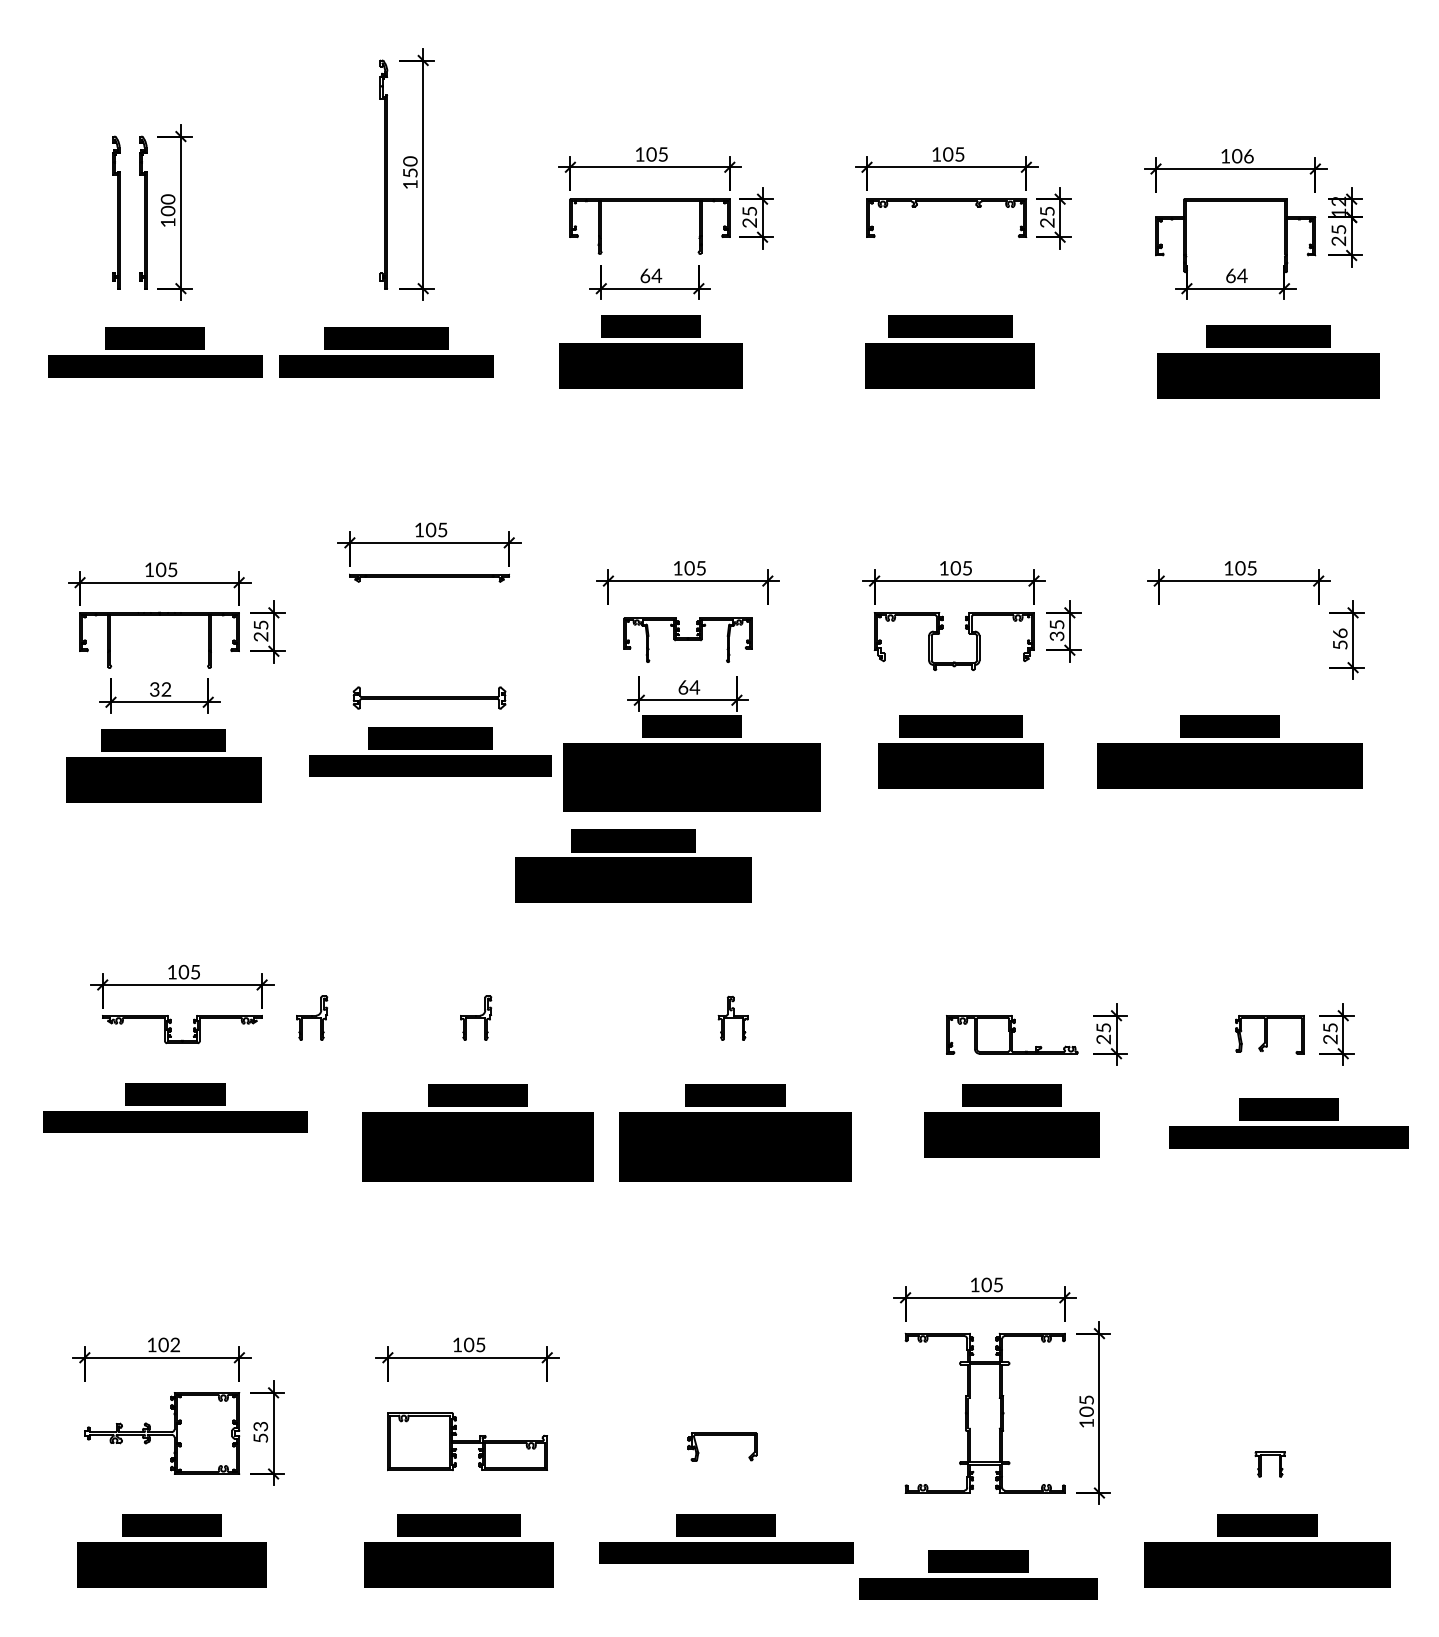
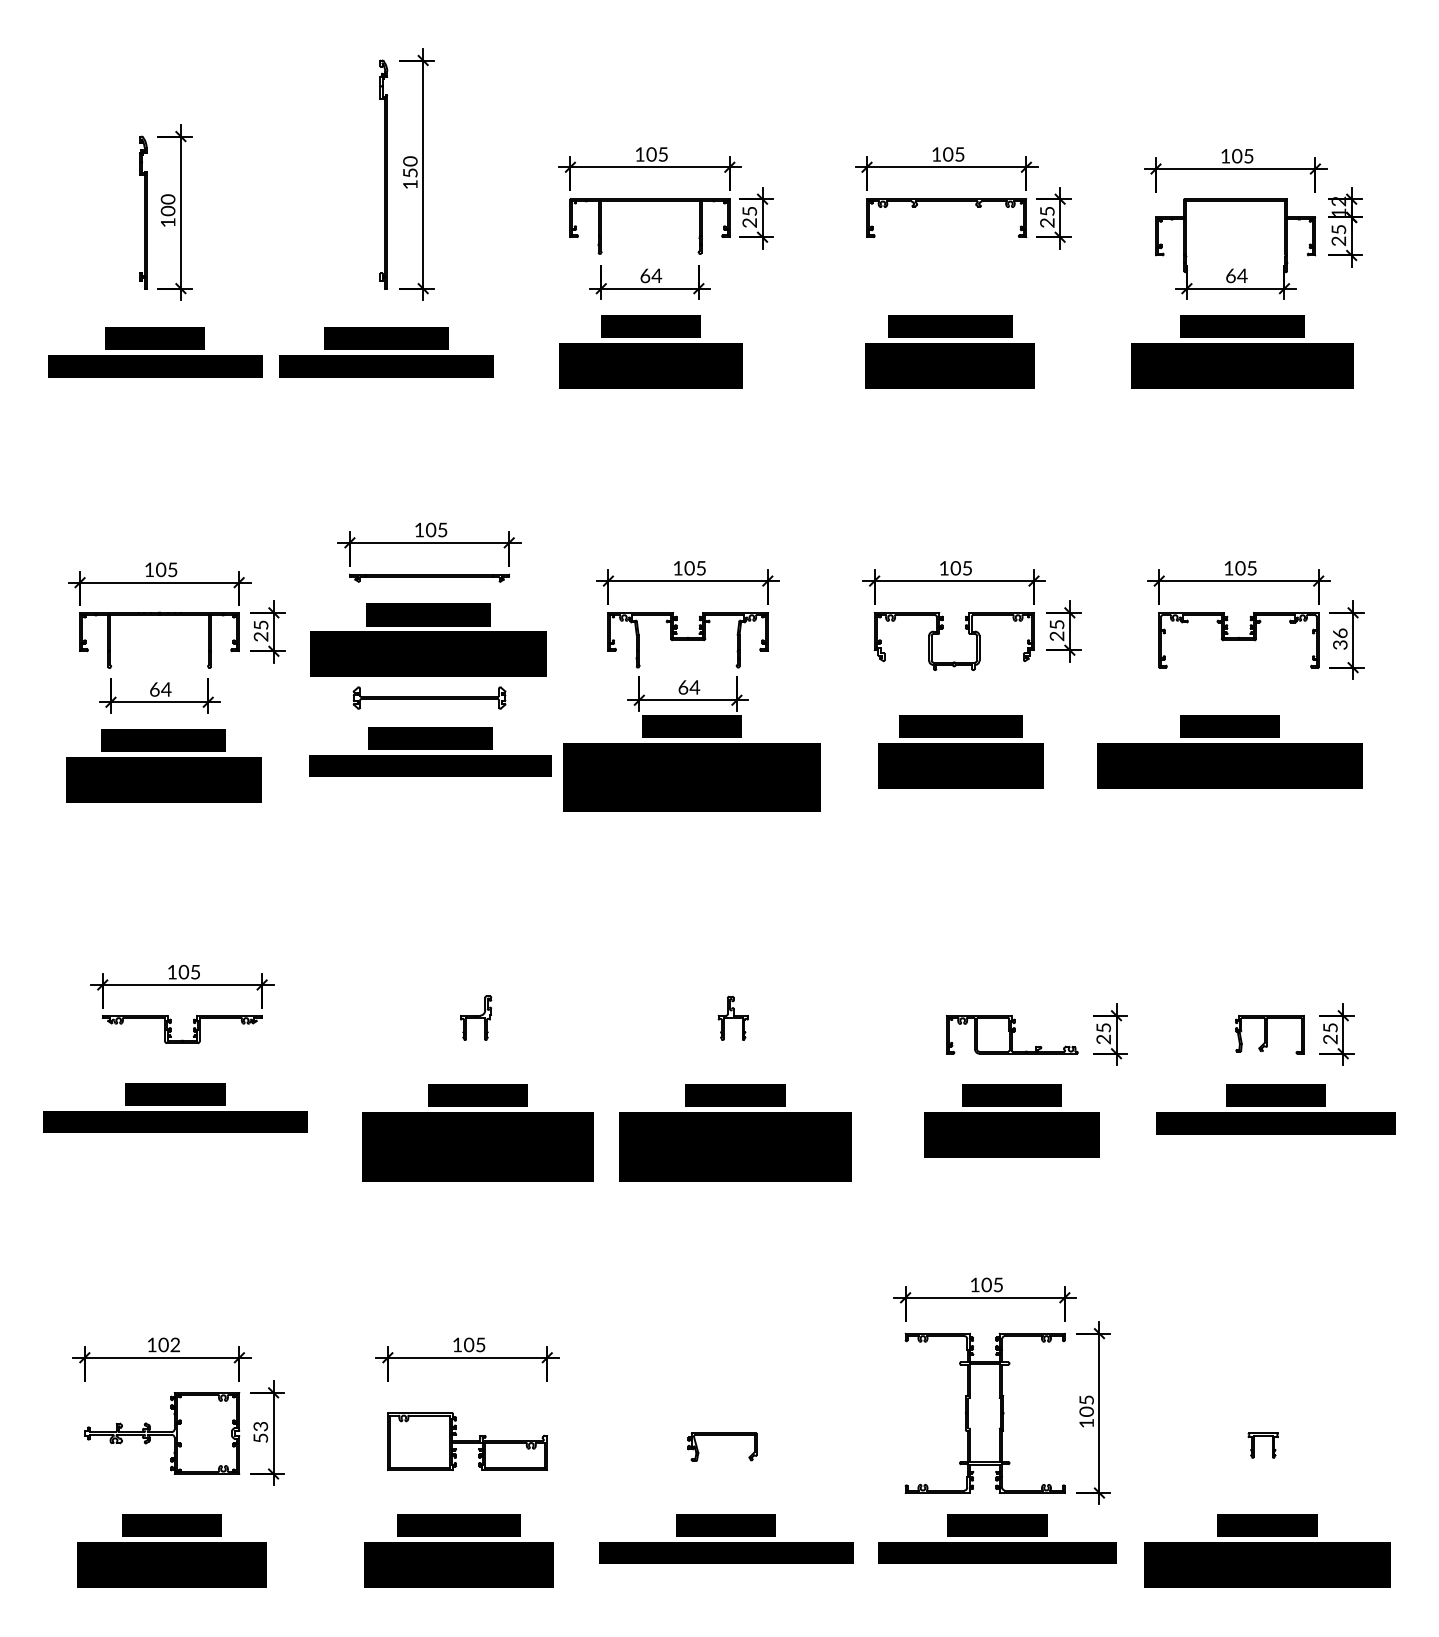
text: 106 -> 105 (1248, 156)
part: present -> none (116, 212)
text position: (1268, 361) -> (1242, 351) (1242, 351)
text: 35 -> 25 (1059, 636)
part size: 130x46 px -> 162x57 px (687, 640)
part: none -> present (1238, 640)
text: 56 -> 36 (1340, 644)
text: 32 -> 64 (160, 689)
text position: (633, 865) -> (428, 639) (428, 639)
part: present -> none (312, 1017)
text position: (1288, 1123) -> (1275, 1109) (1275, 1109)
part position: (1261, 1464) -> (1254, 1445) (1254, 1445)
text position: (978, 1574) -> (997, 1538) (997, 1538)
